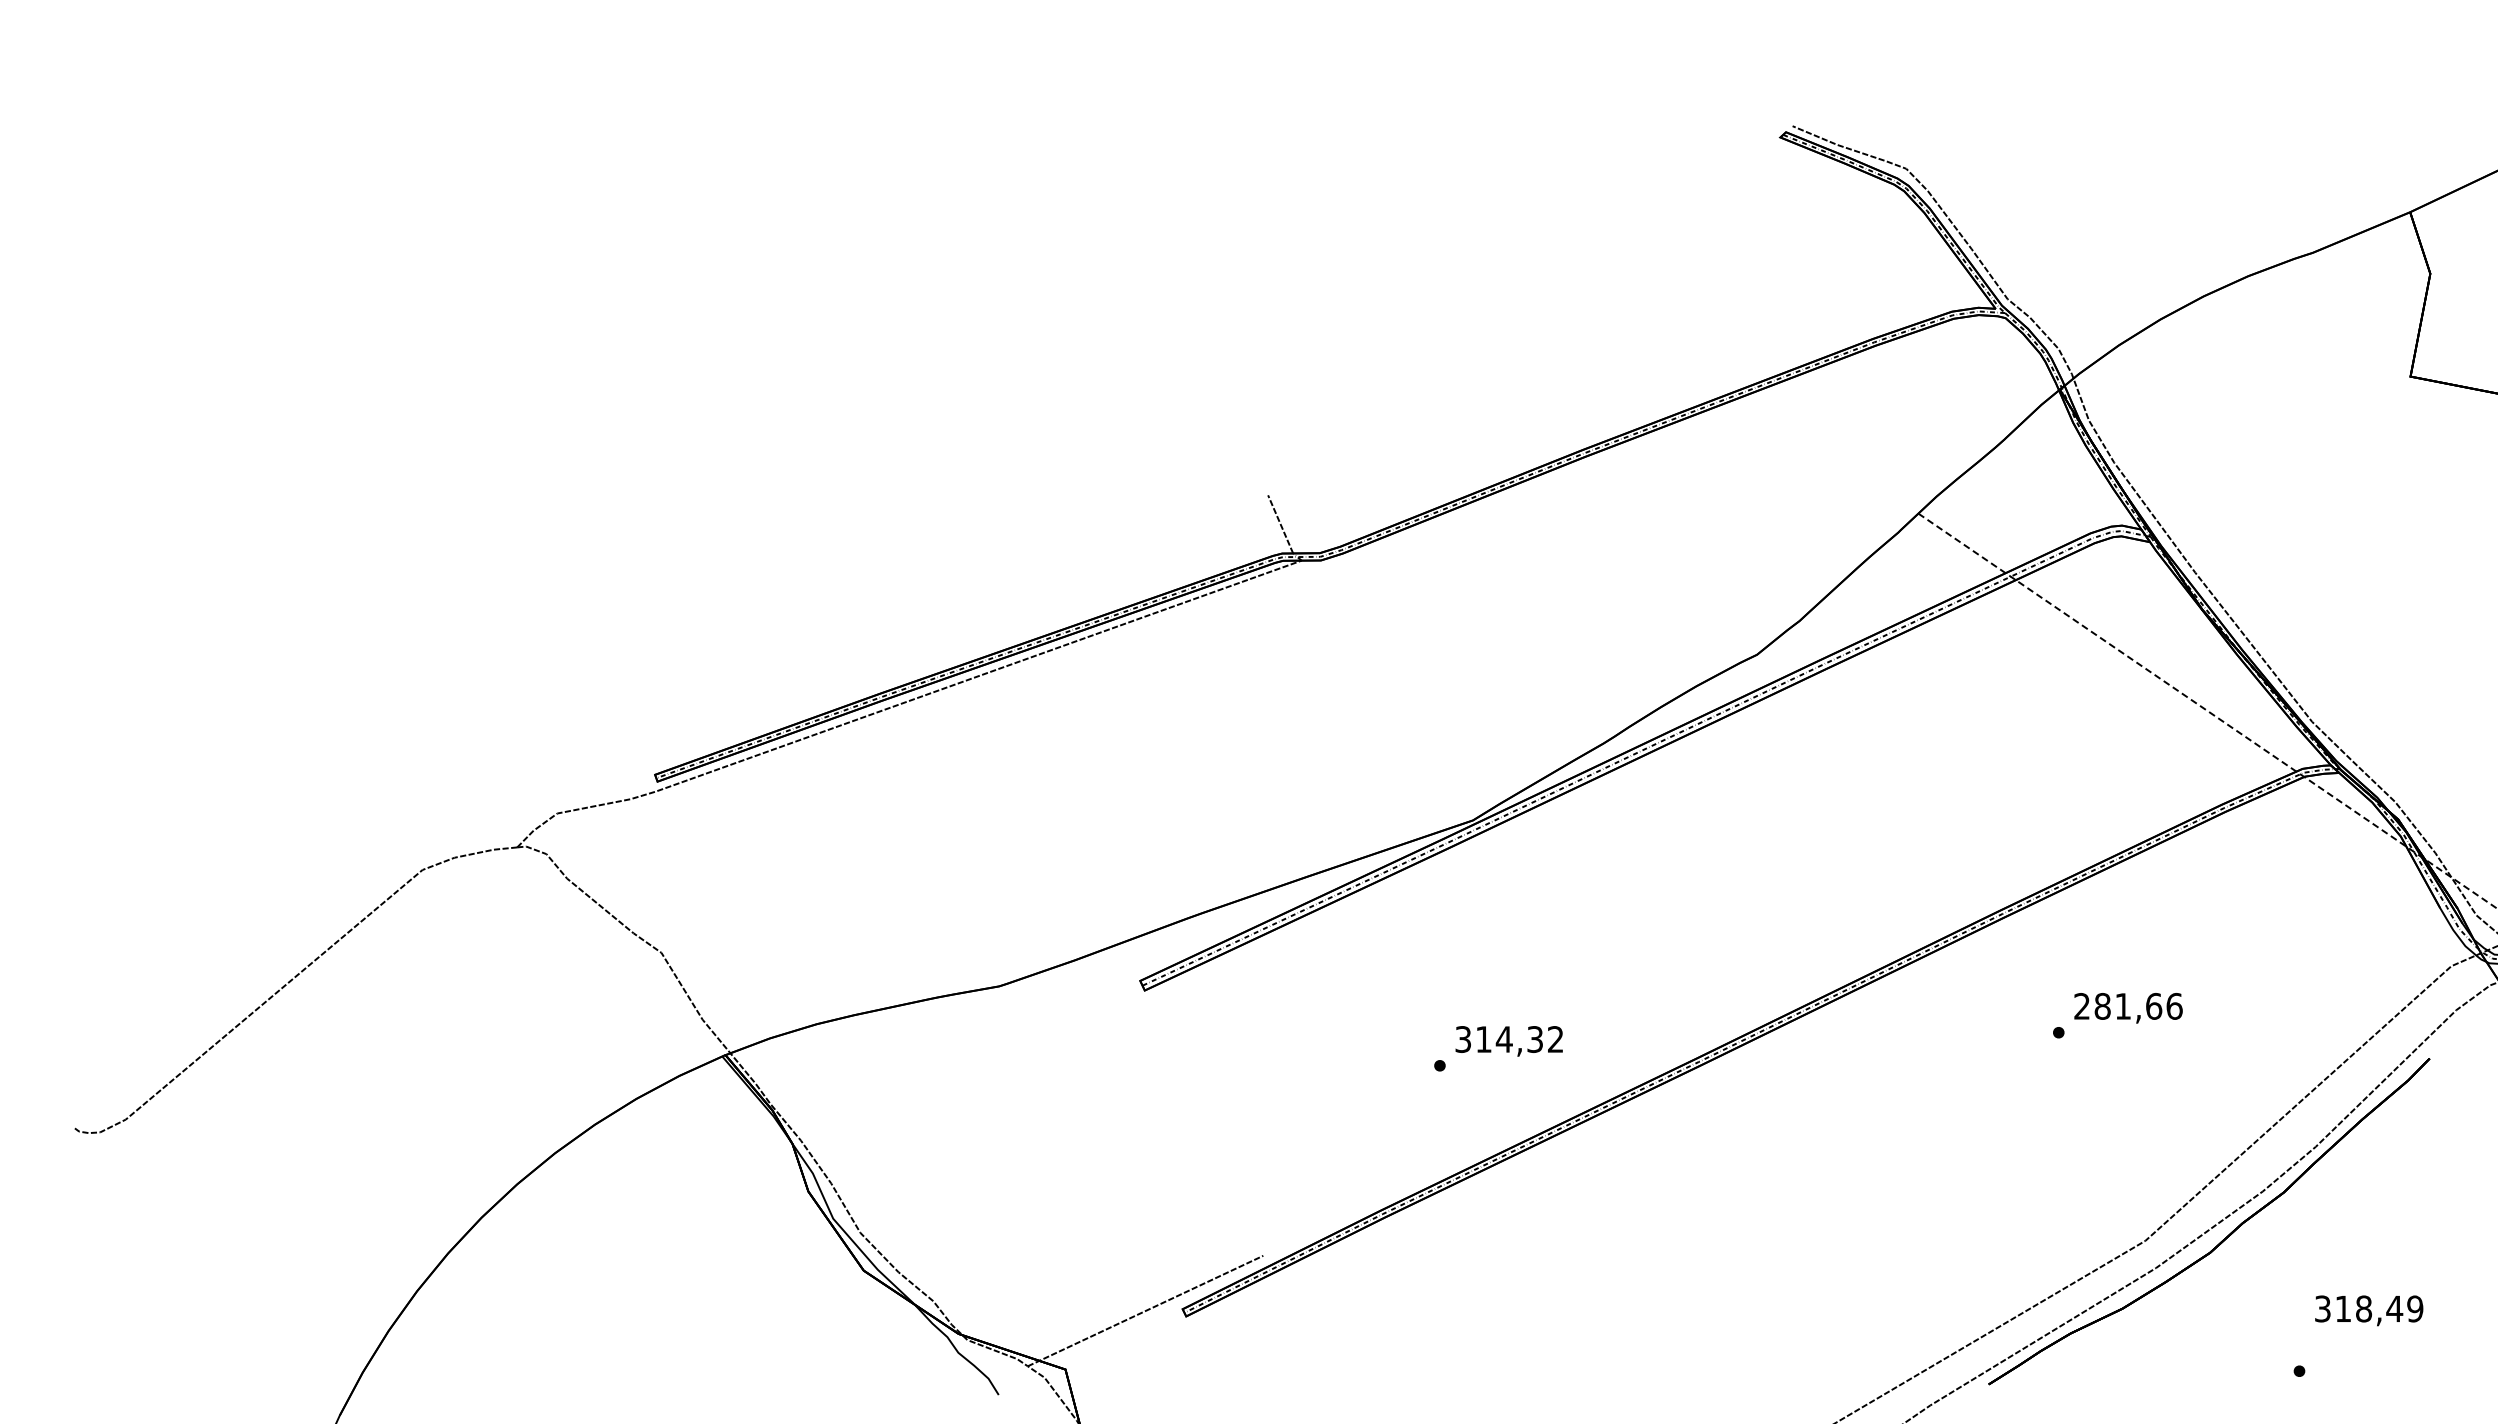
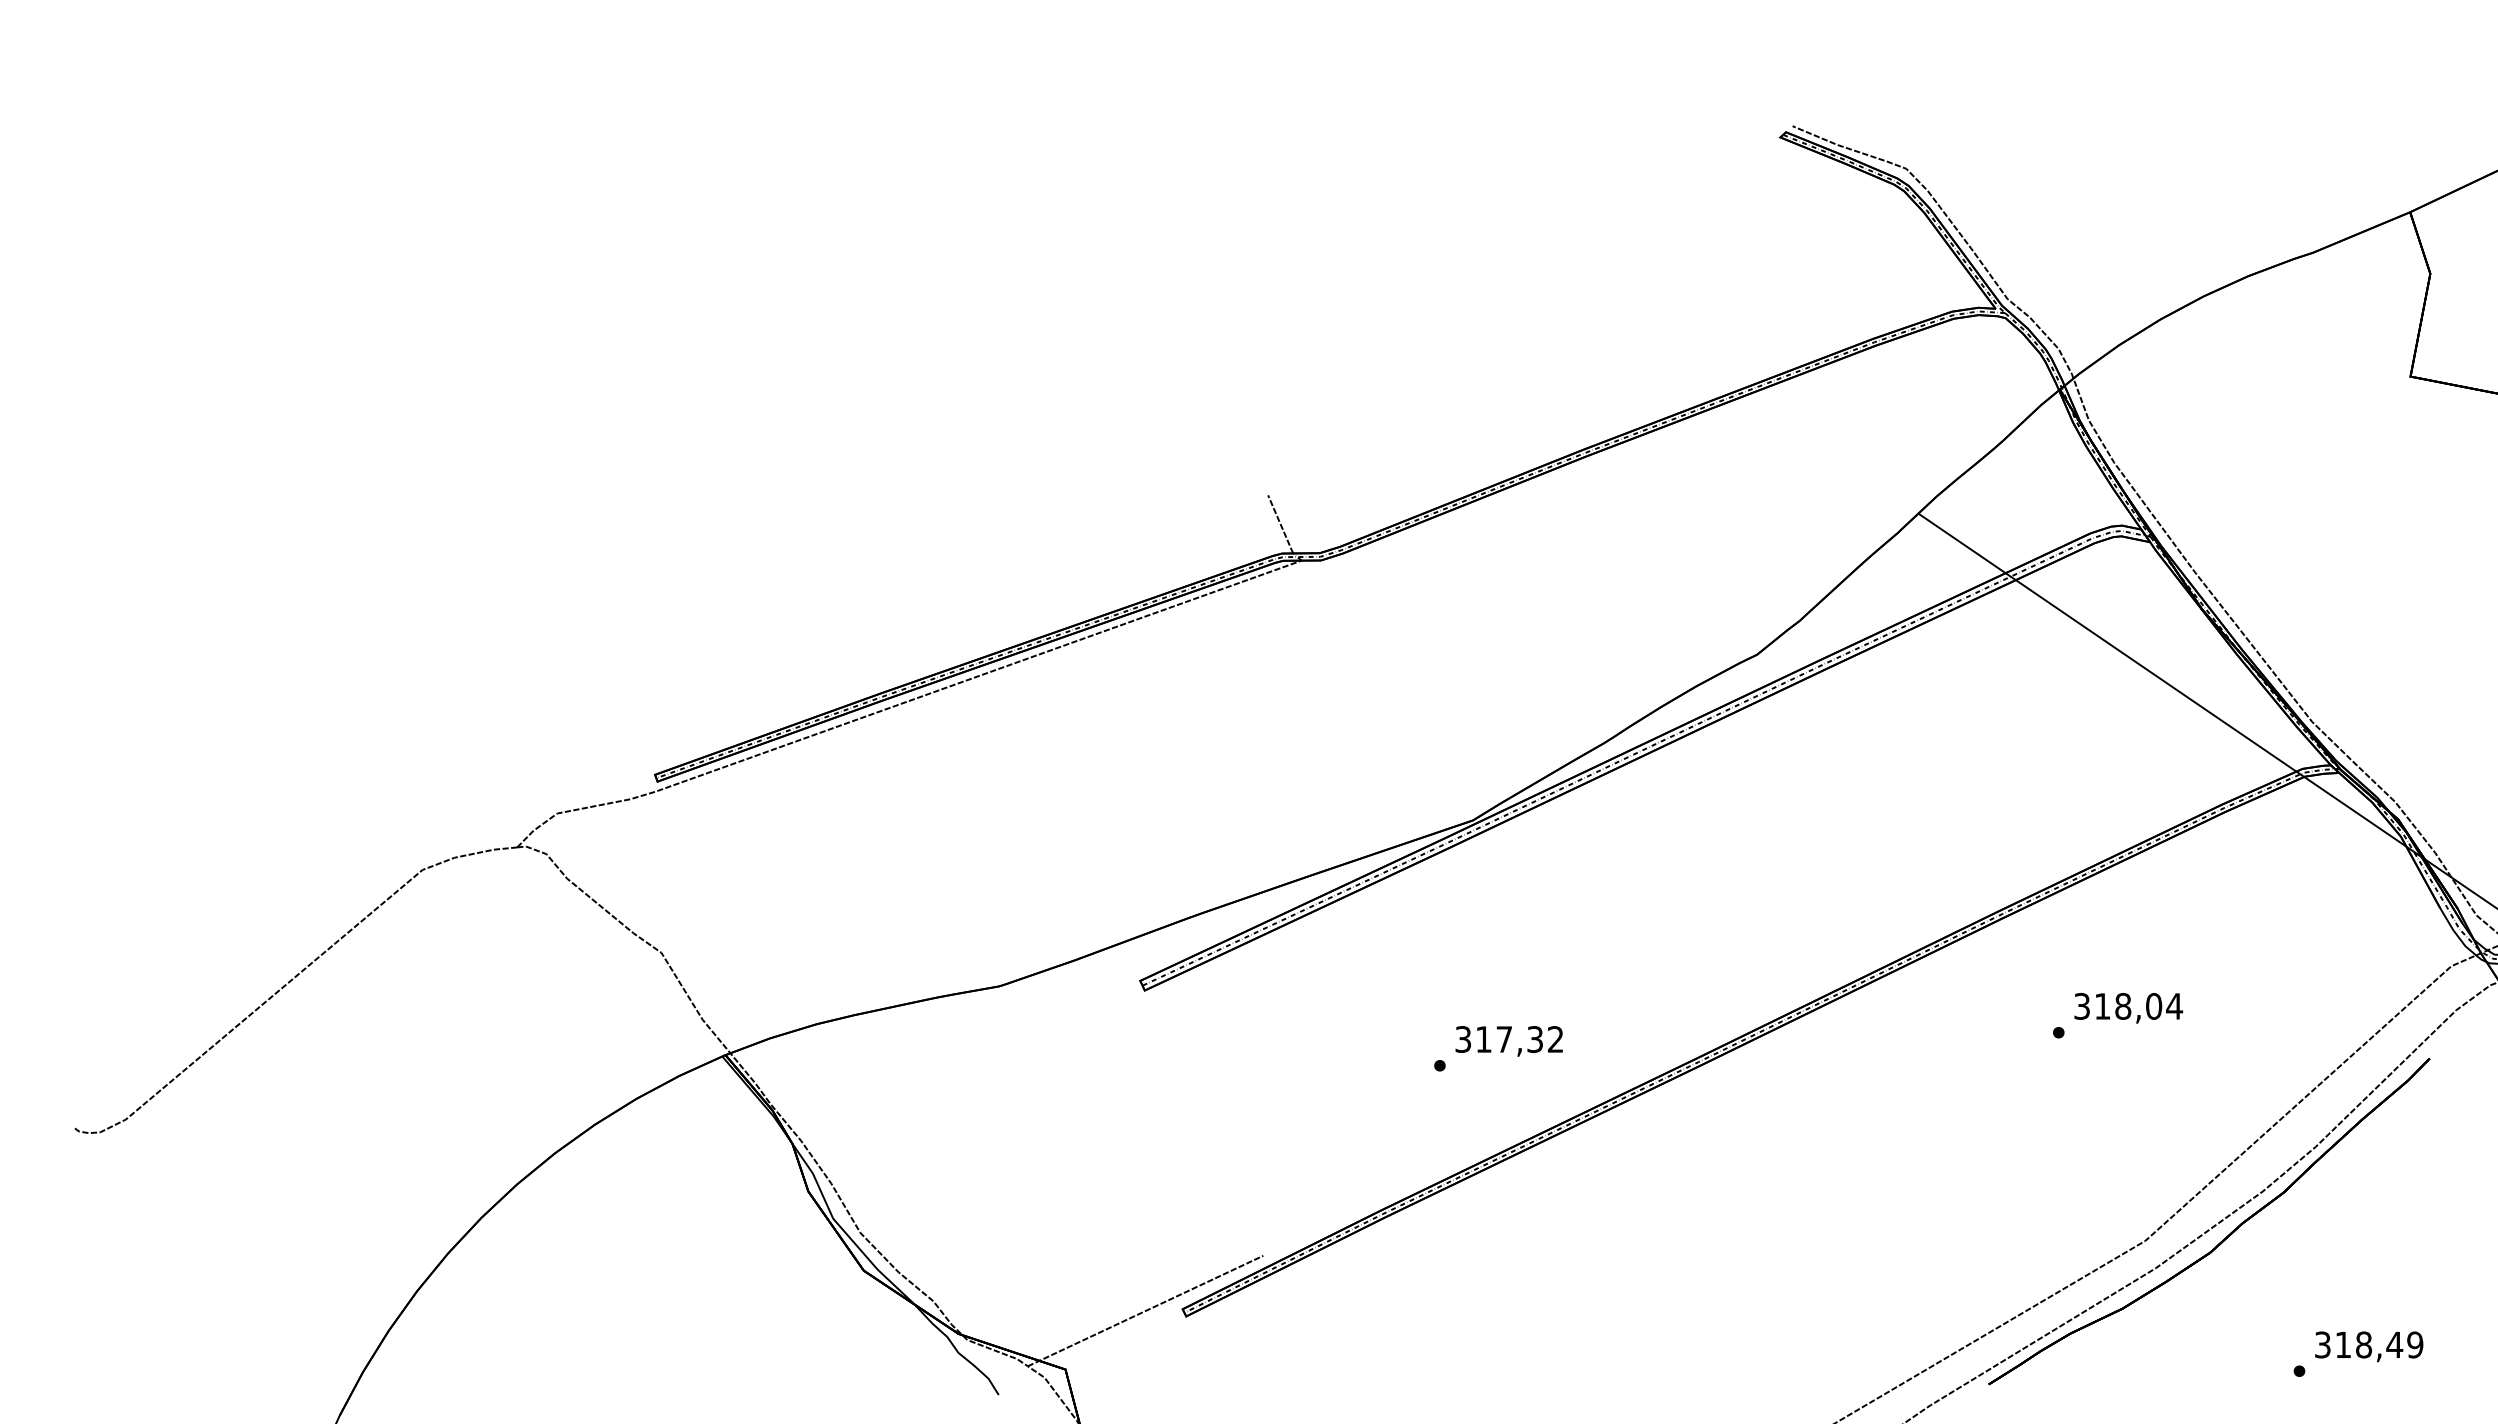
line: dashed -> solid (2208, 711)
text: 281,66 -> 318,04 (2128, 1005)
text: 314,32 -> 317,32 (1503, 1039)
text position: (2369, 1310) -> (2369, 1346) (2369, 1346)
